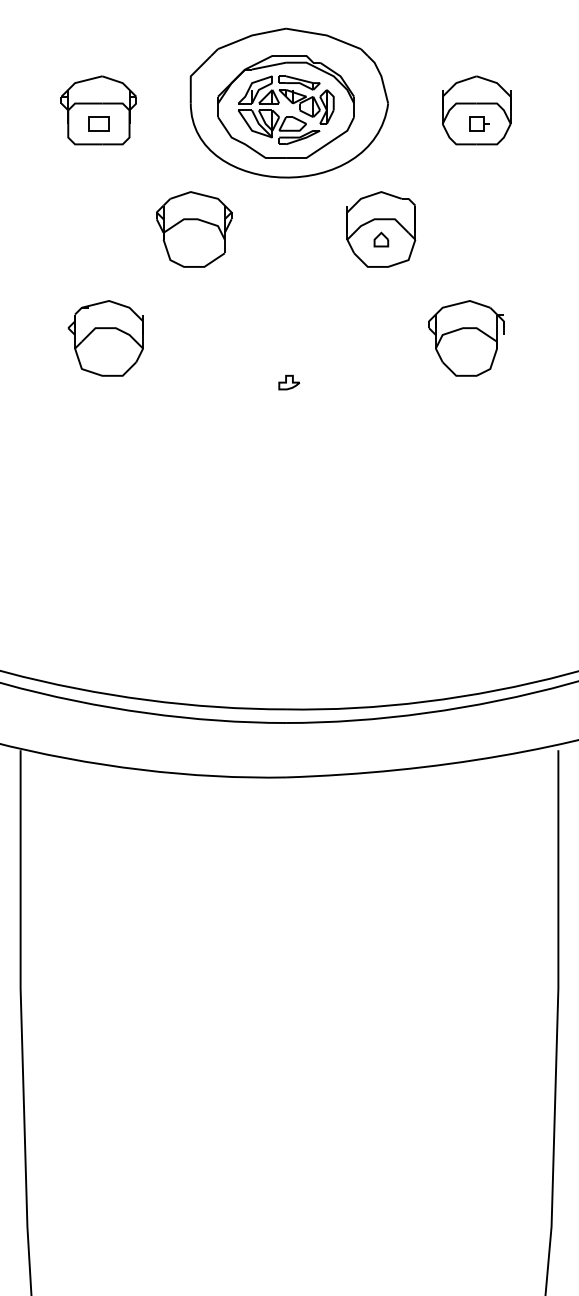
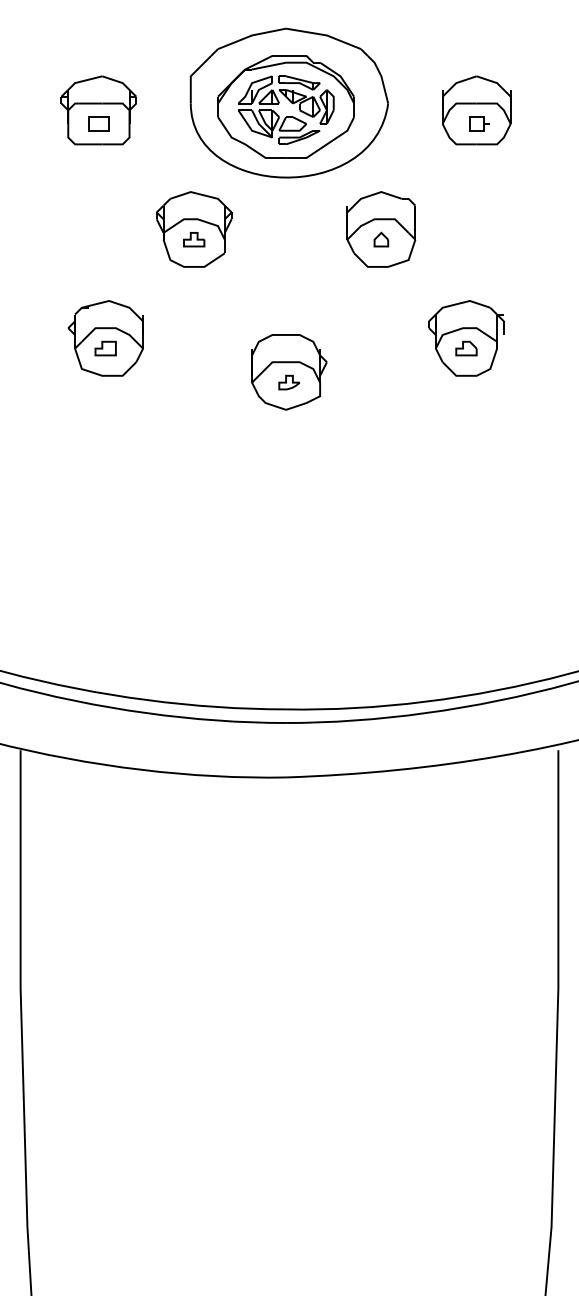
part: none -> present (194, 239)
part: none -> present (105, 348)
part: none -> present (466, 348)
part: none -> present (289, 372)
